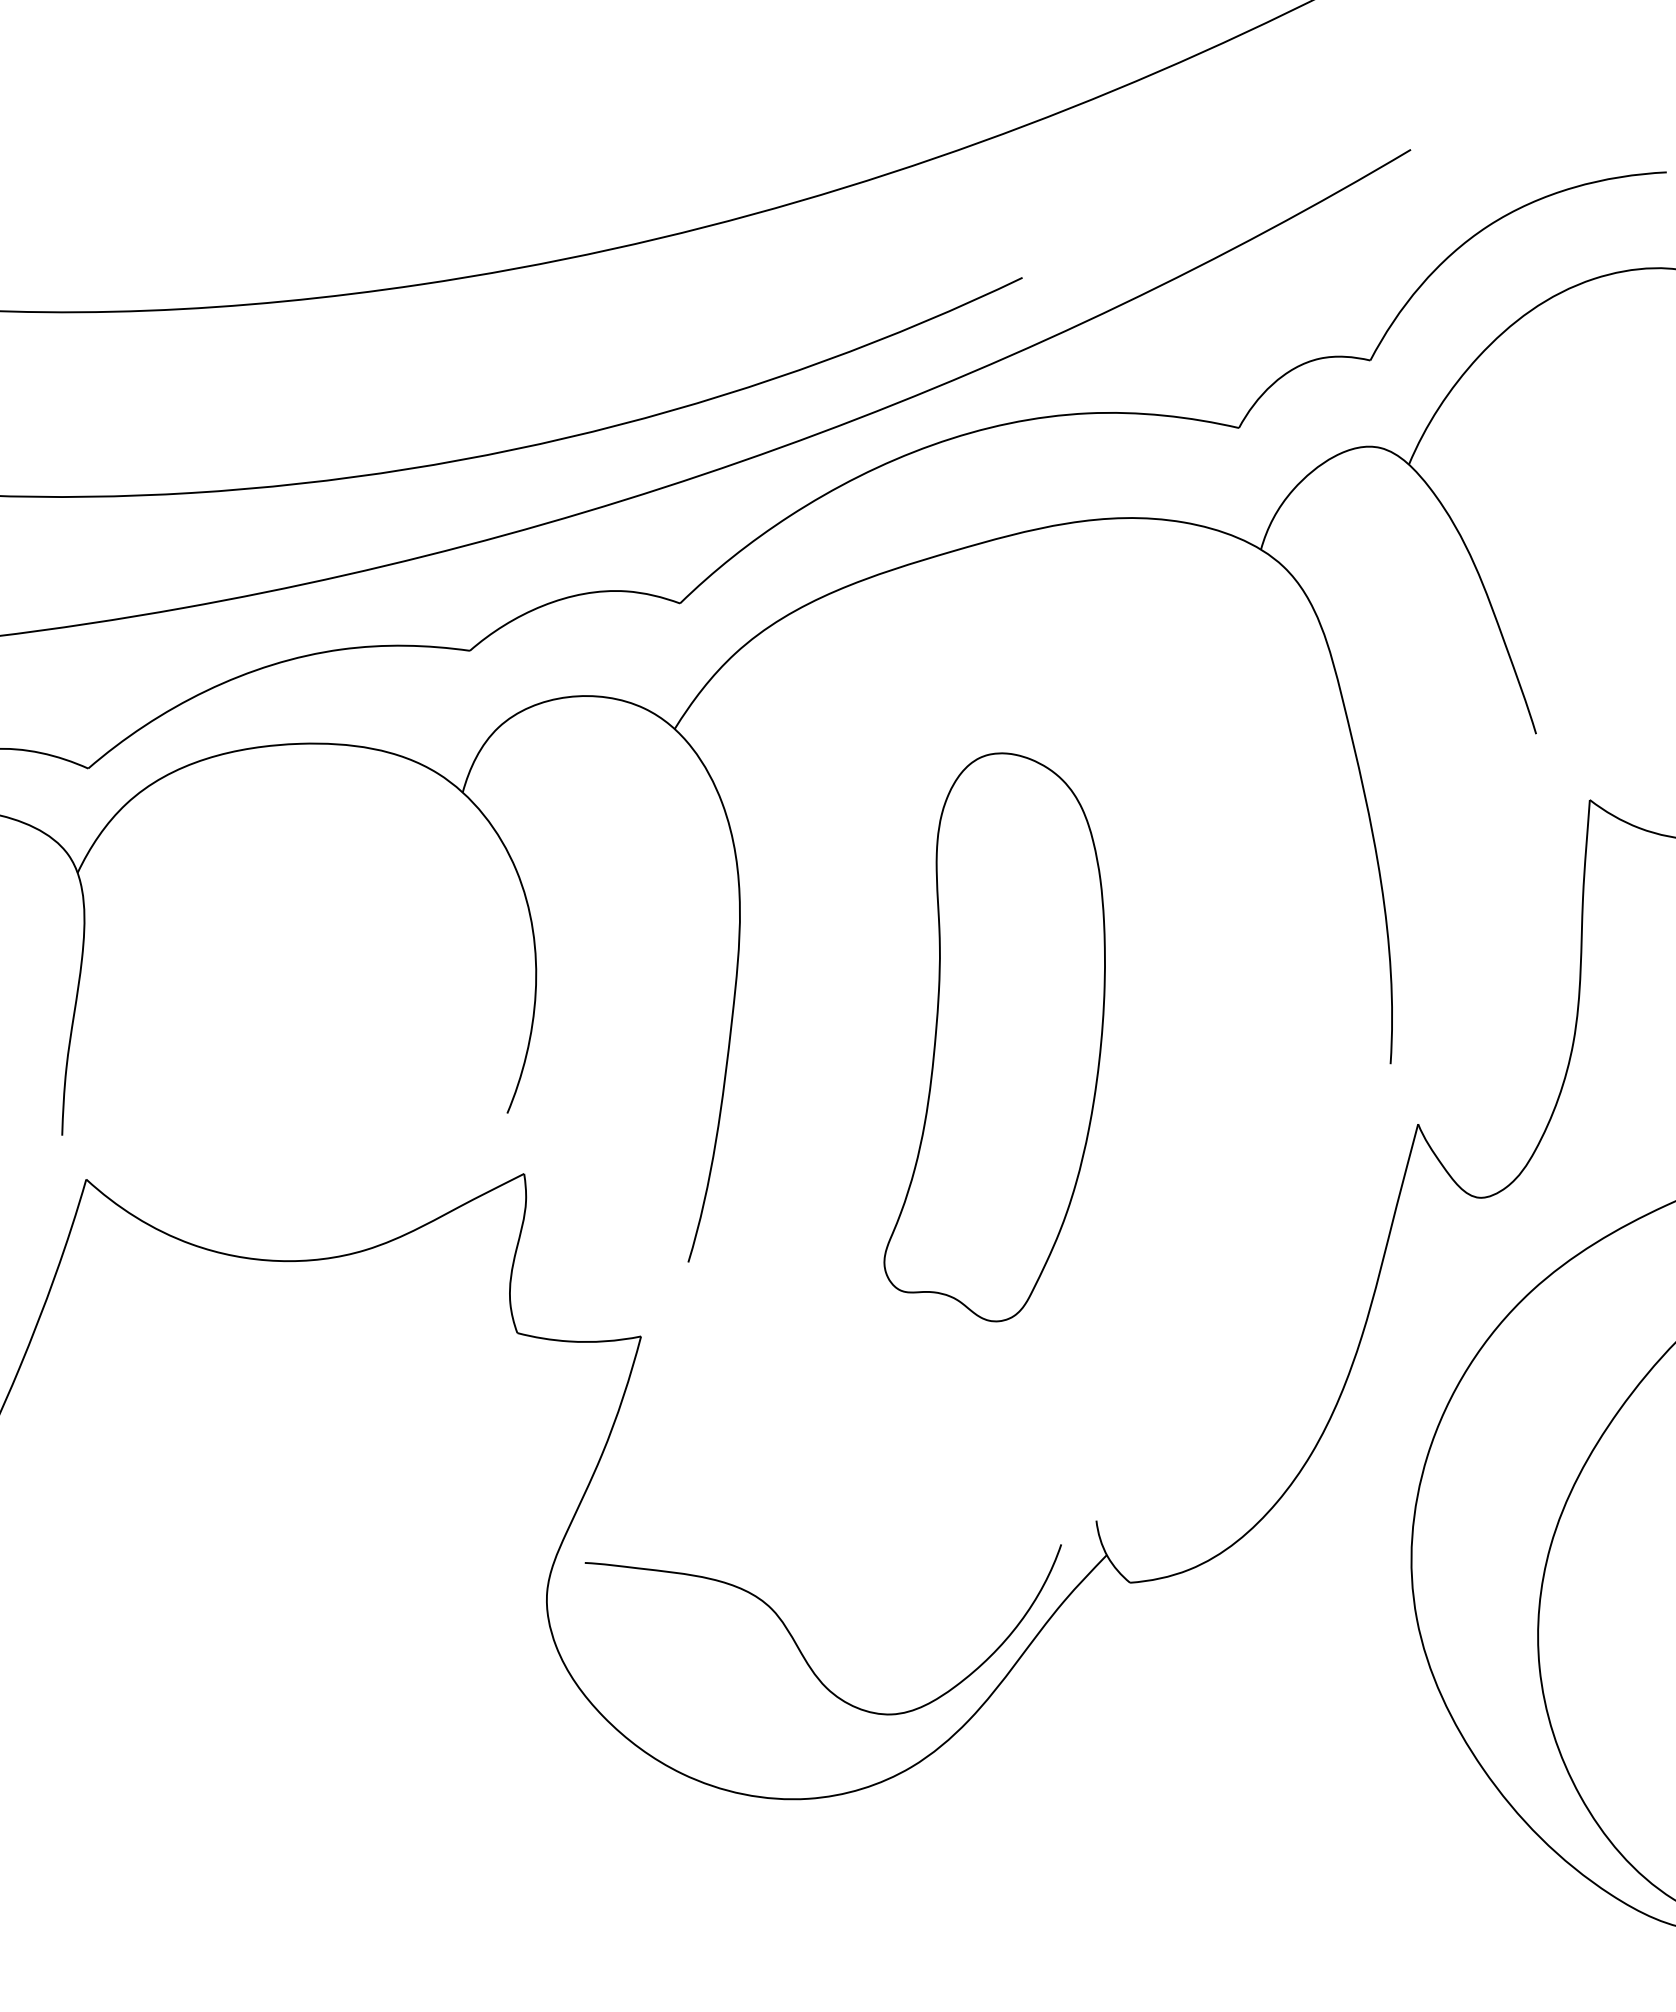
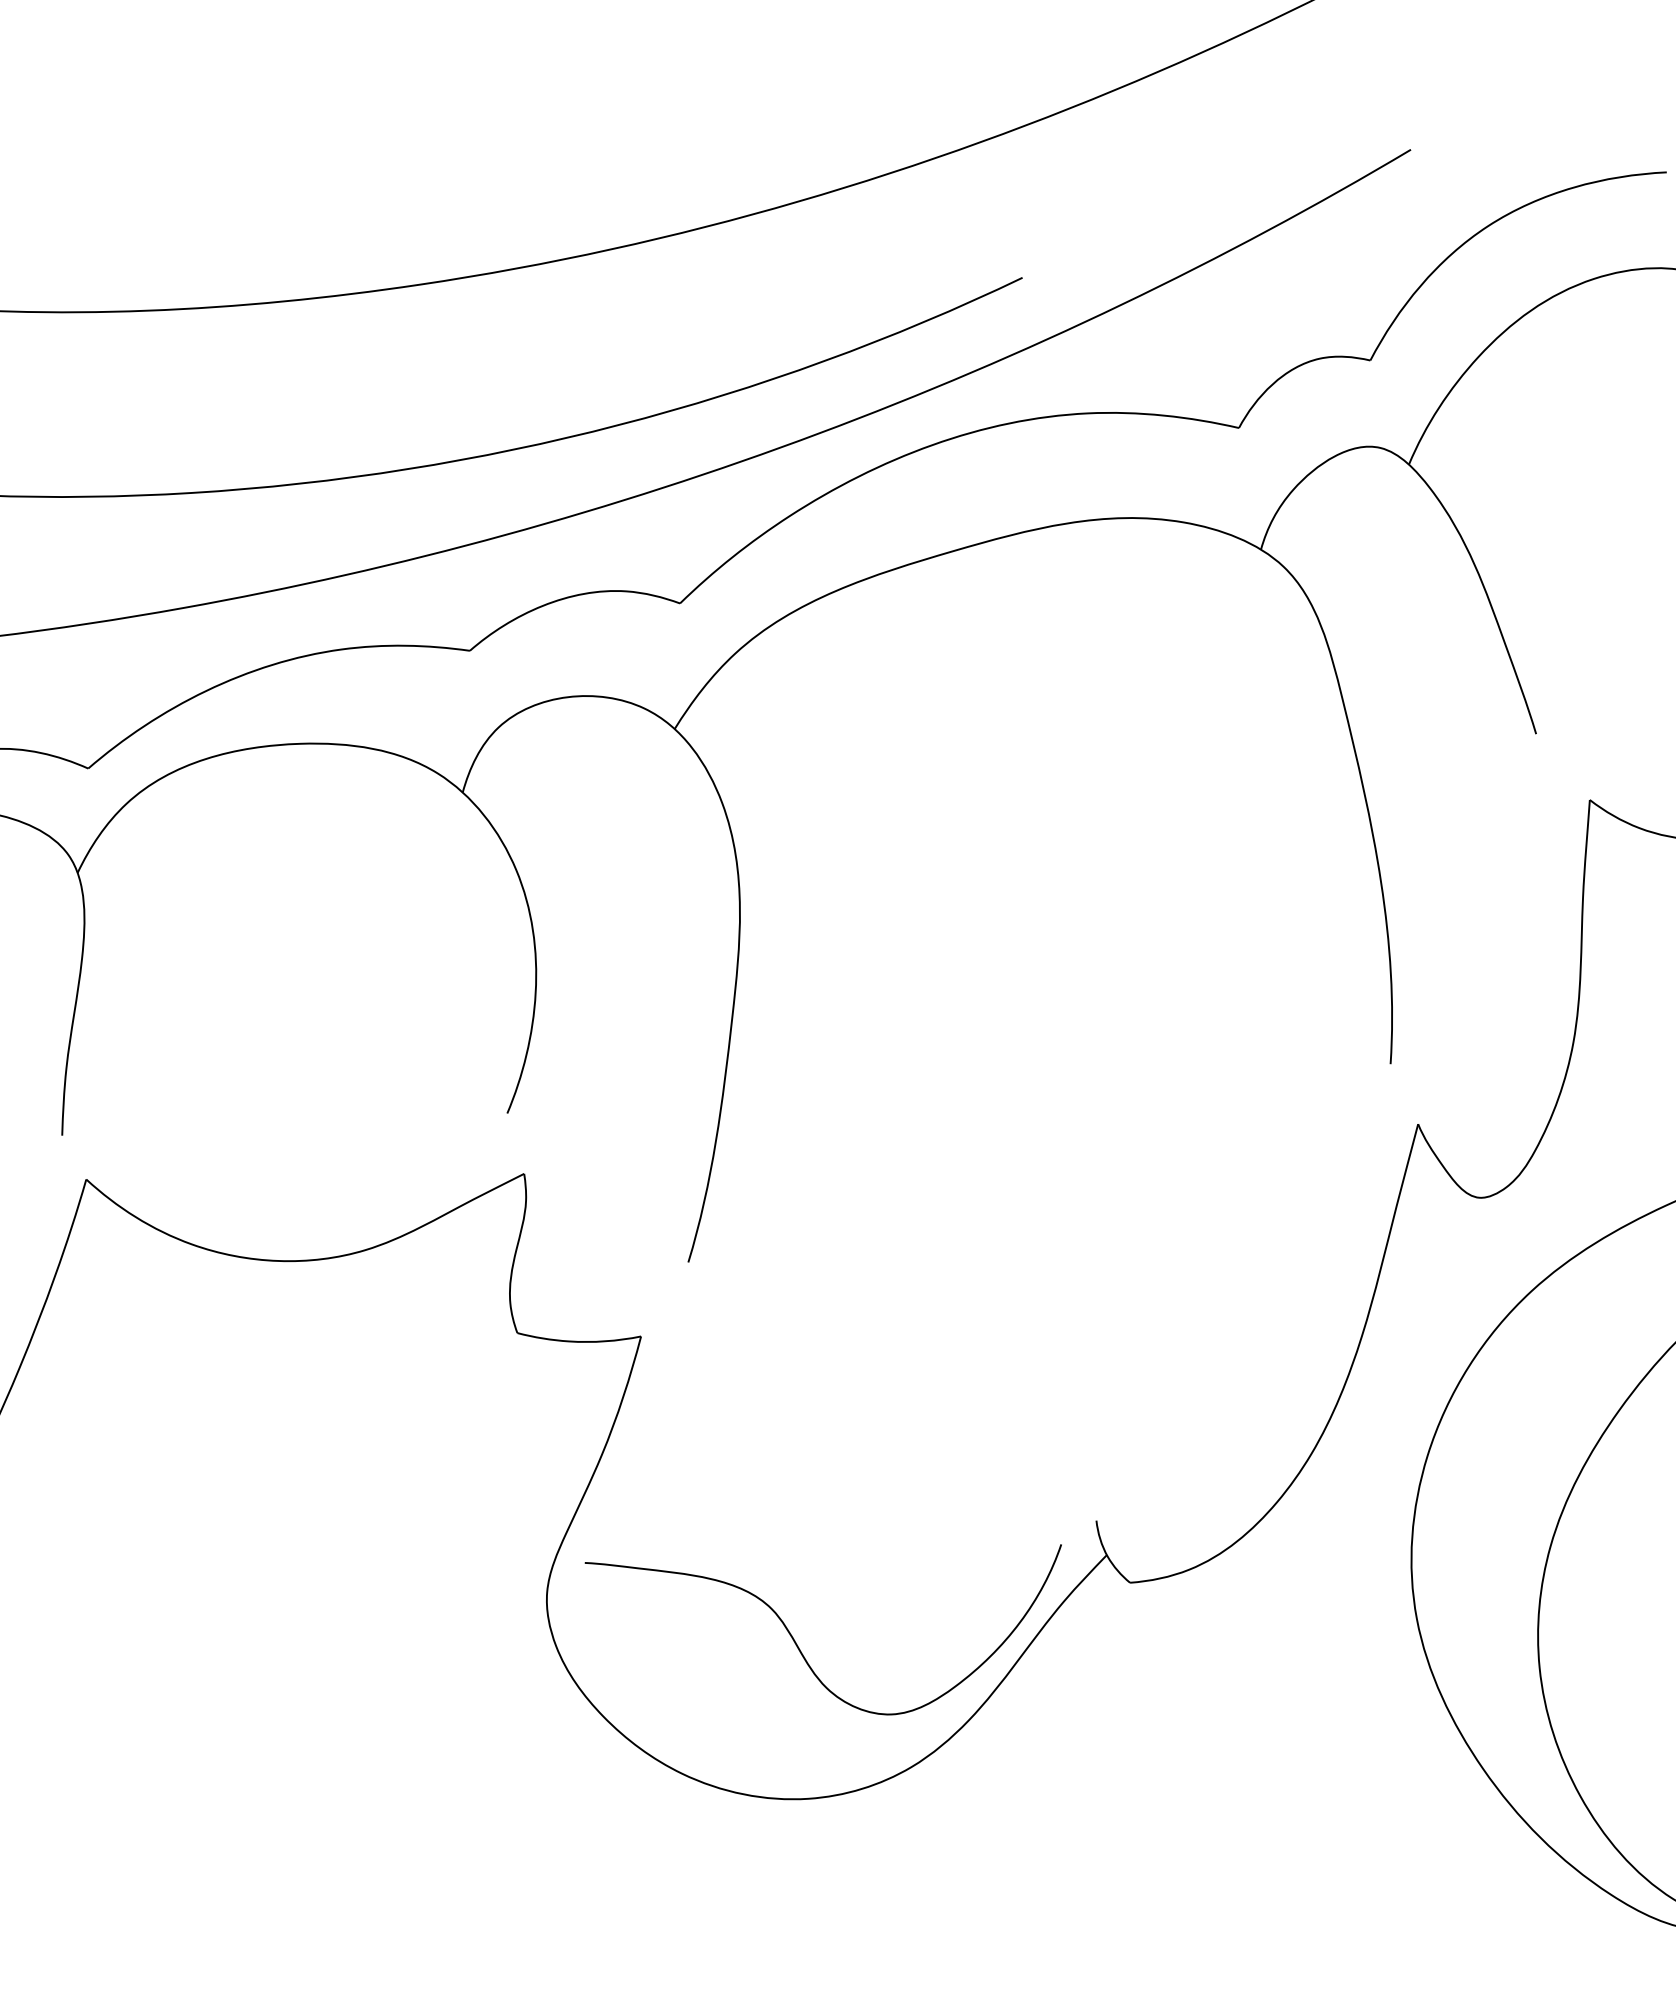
part: present -> none (994, 1037)
